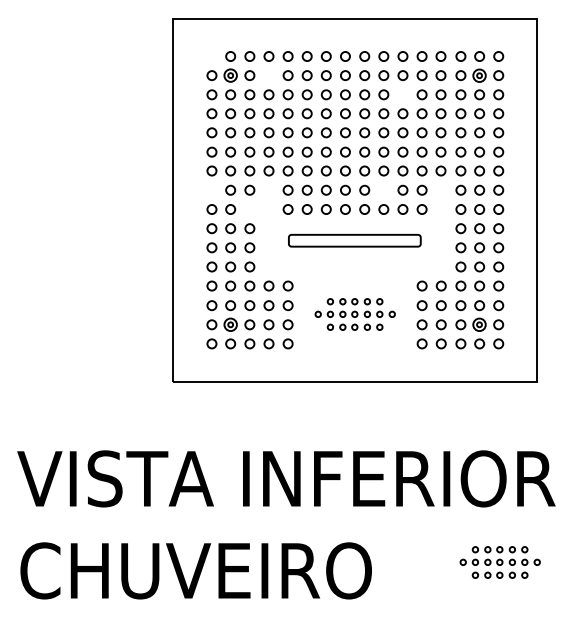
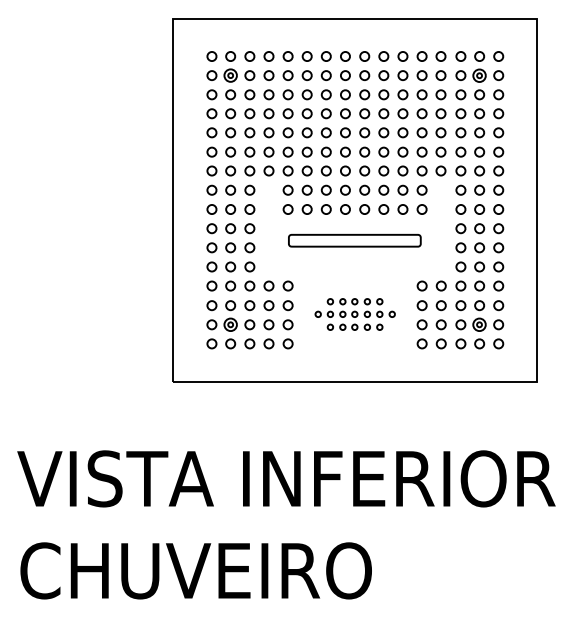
circle: none -> present (211, 56)
circle: none -> present (268, 75)
circle: none -> present (402, 94)
circle: none -> present (211, 189)
circle: none -> present (383, 189)
circle: none -> present (249, 209)
part: present -> none (499, 562)
